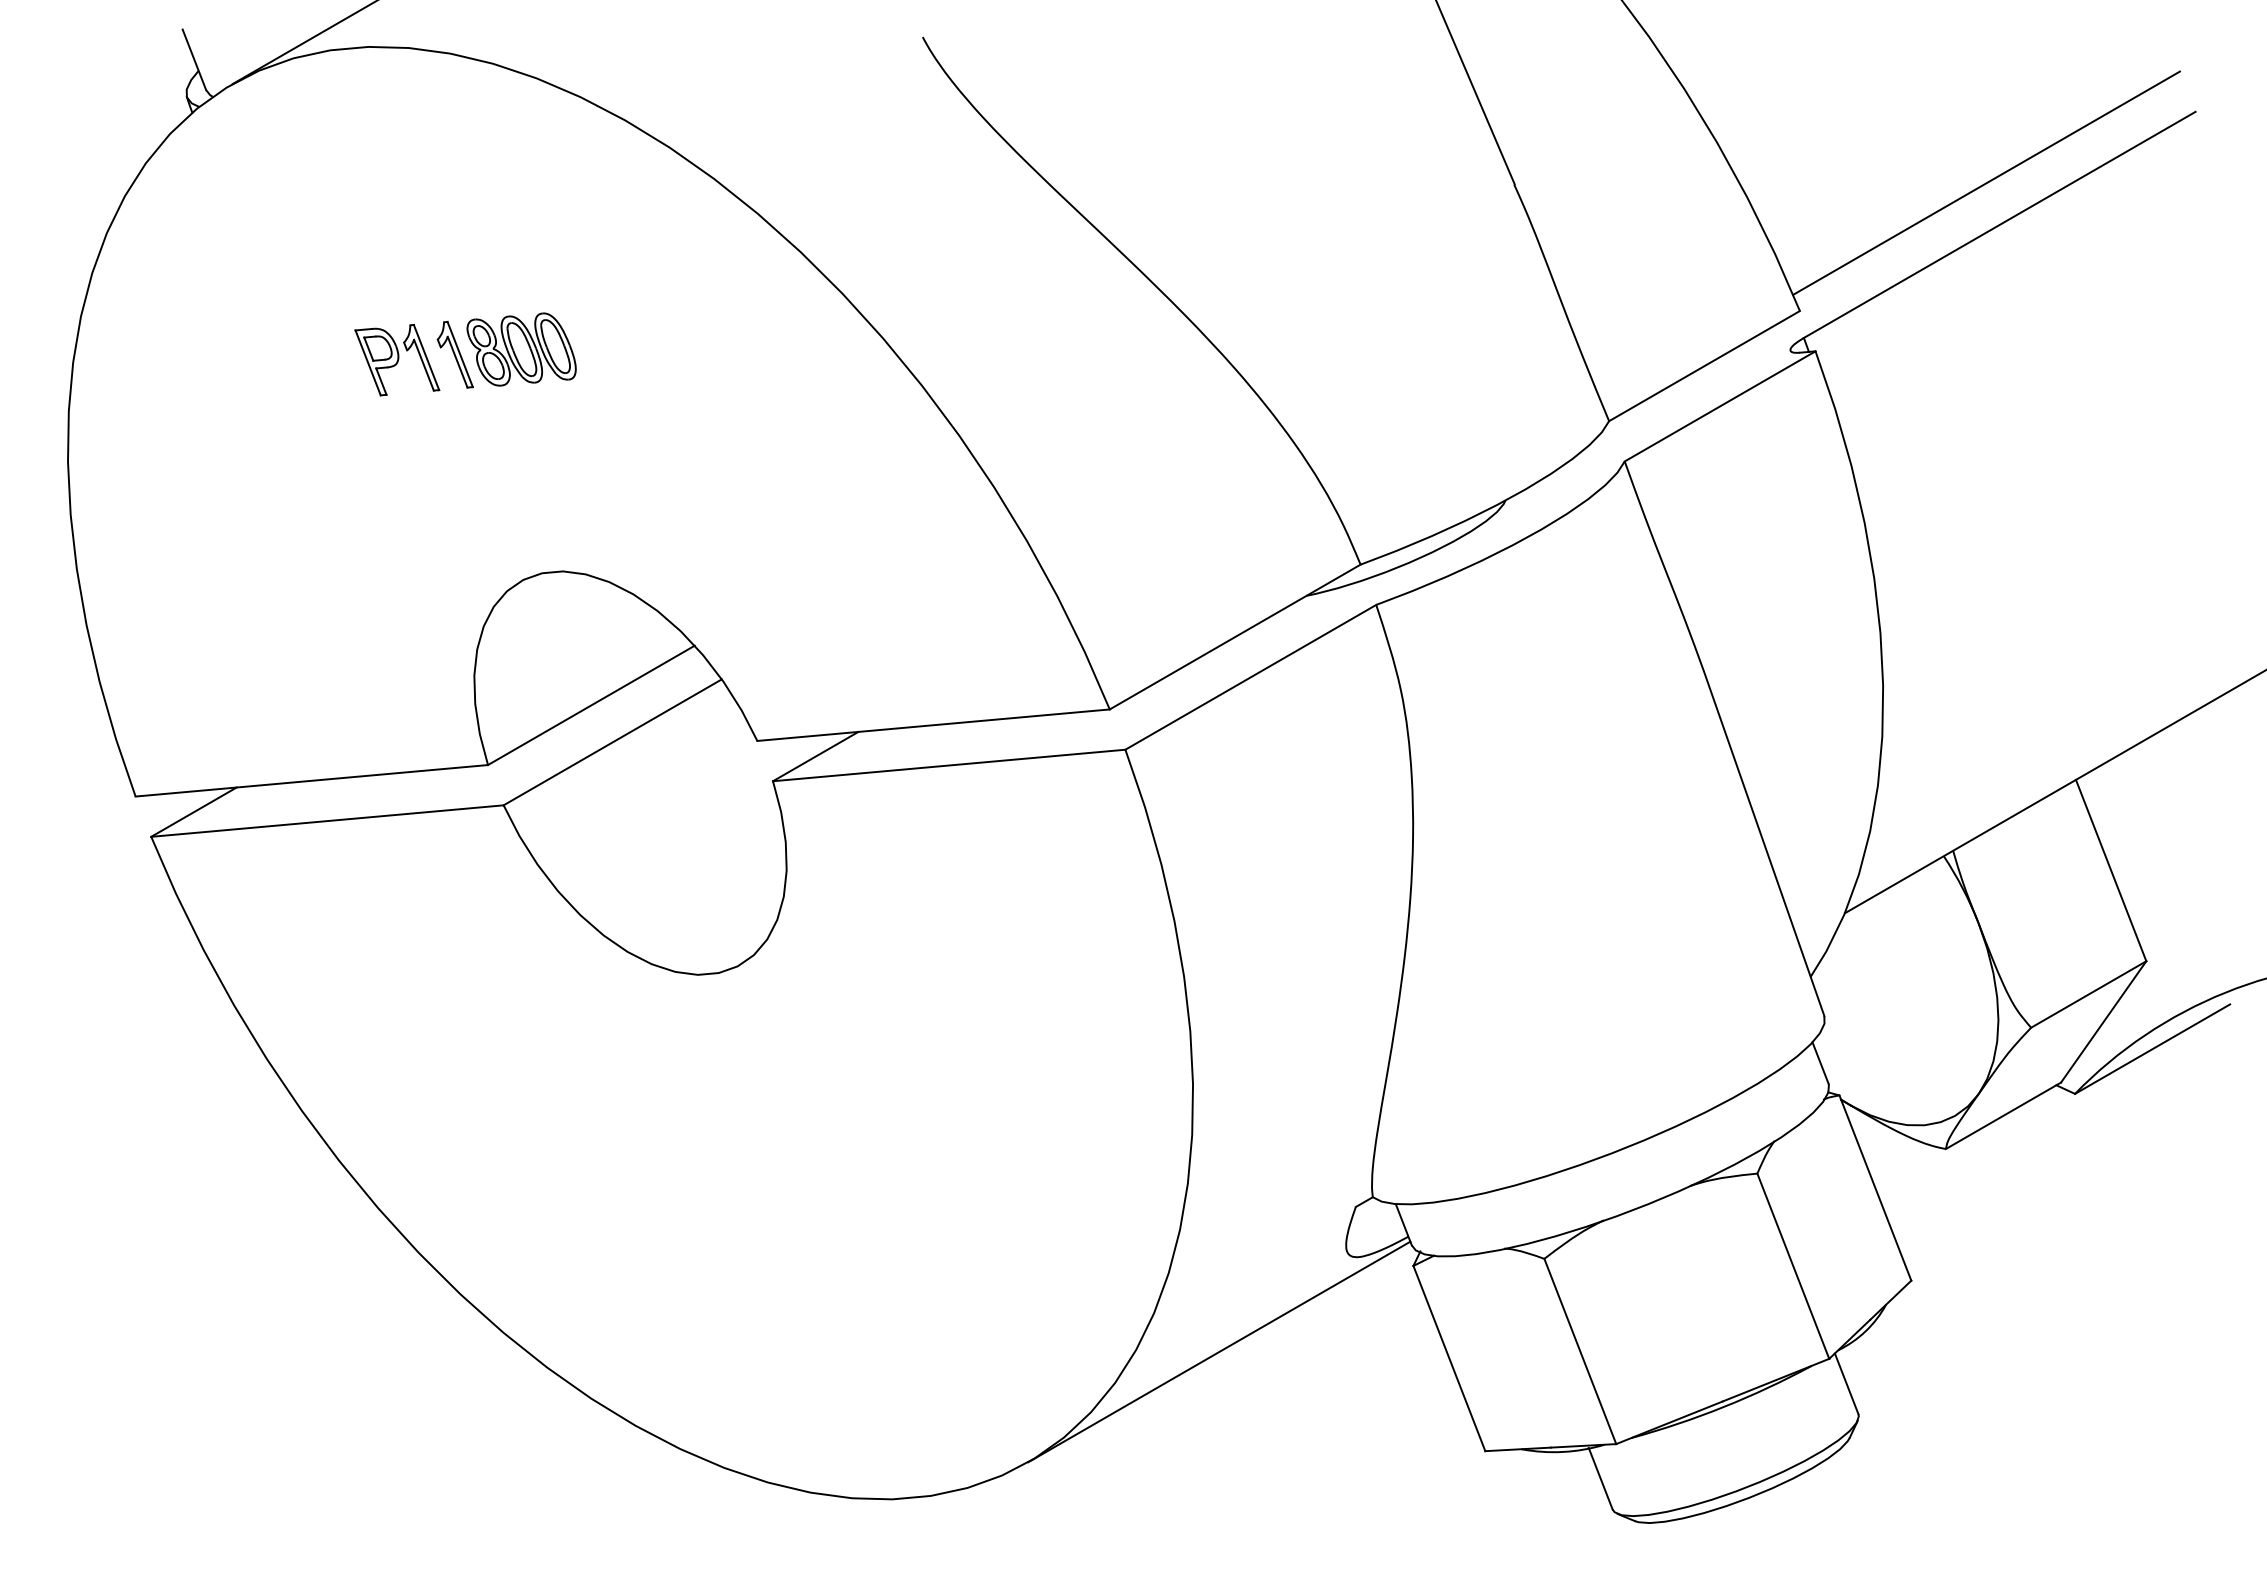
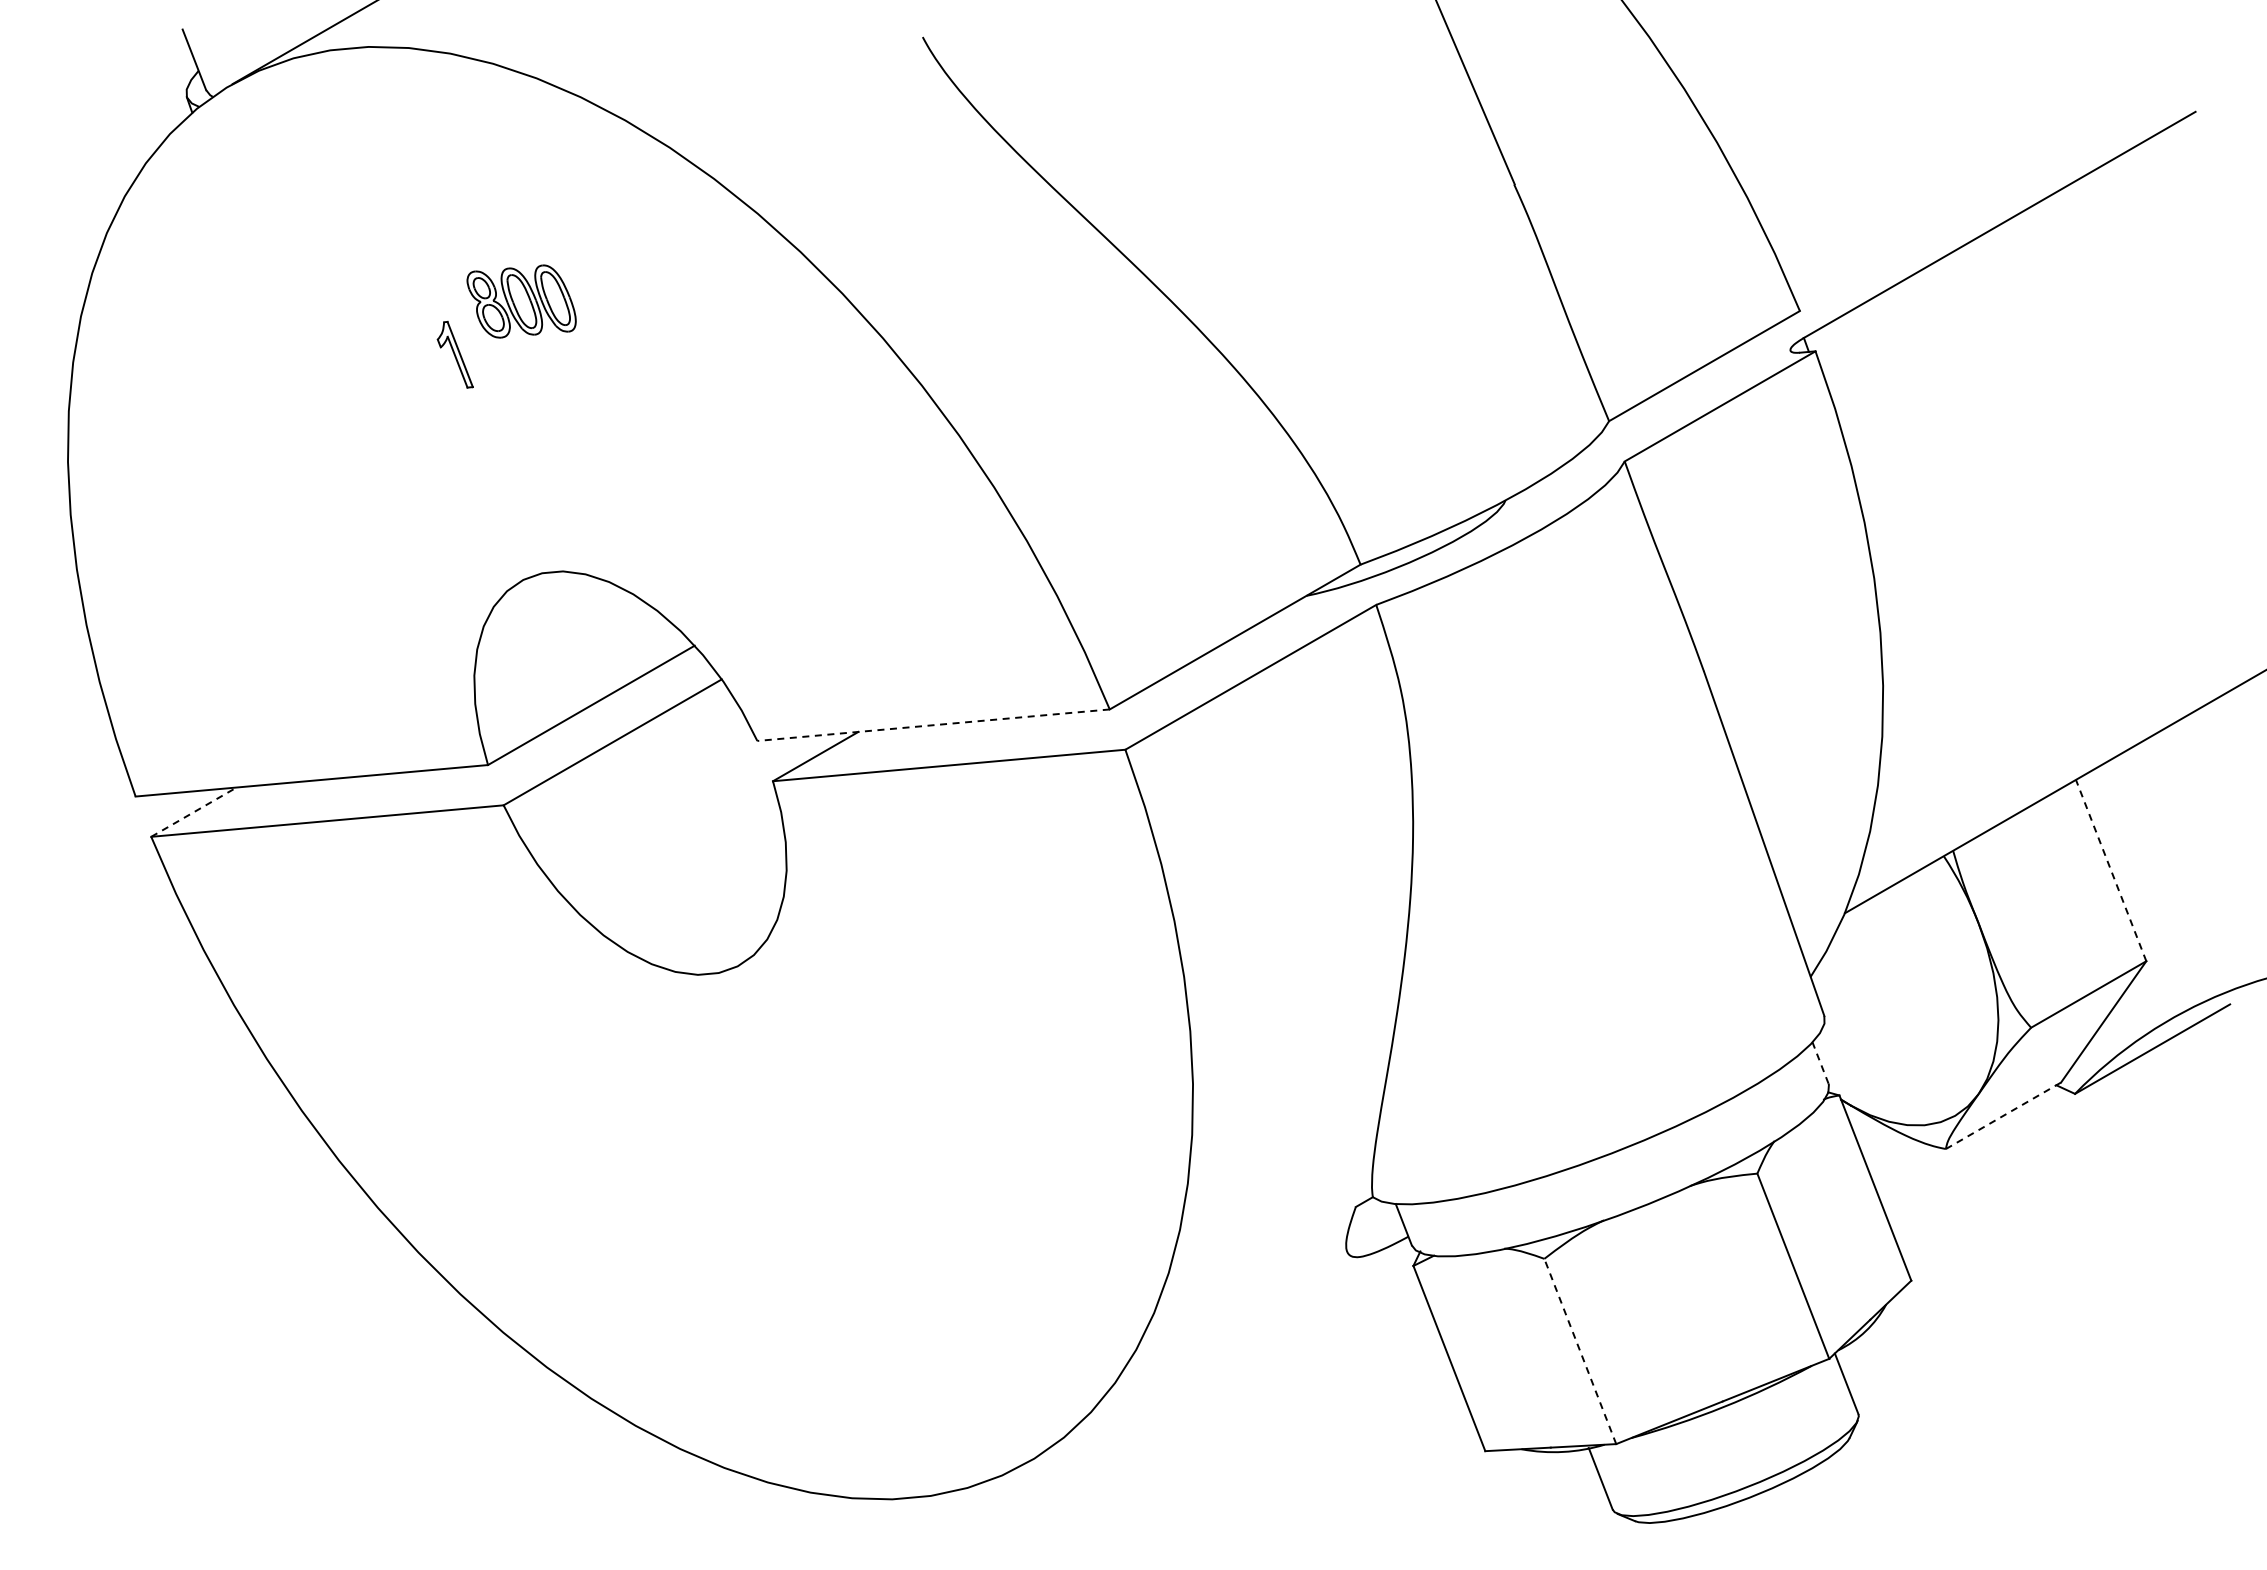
line: present -> none (1986, 182)
part position: (521, 349) -> (521, 301) (521, 301)
part: present -> none (397, 359)
line: solid -> dashed (933, 725)
line: solid -> dashed (194, 811)
line: solid -> dashed (2110, 870)
line: solid -> dashed (1820, 1062)
line: solid -> dashed (2003, 1115)
line: present -> none (1219, 1351)
line: solid -> dashed (1580, 1351)
